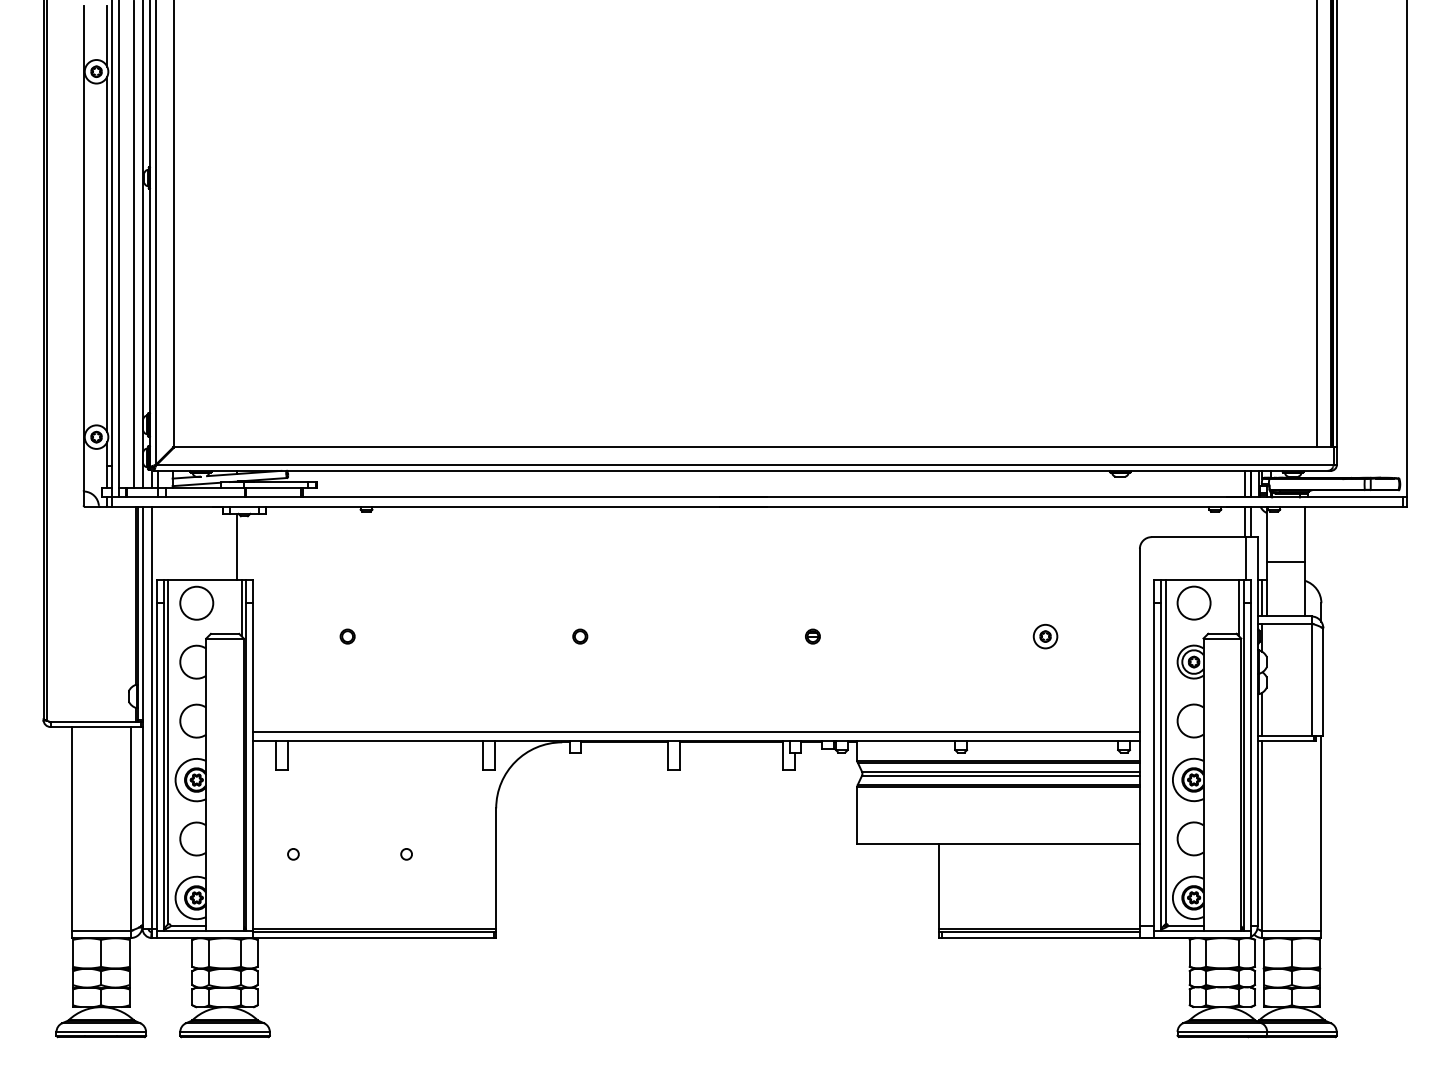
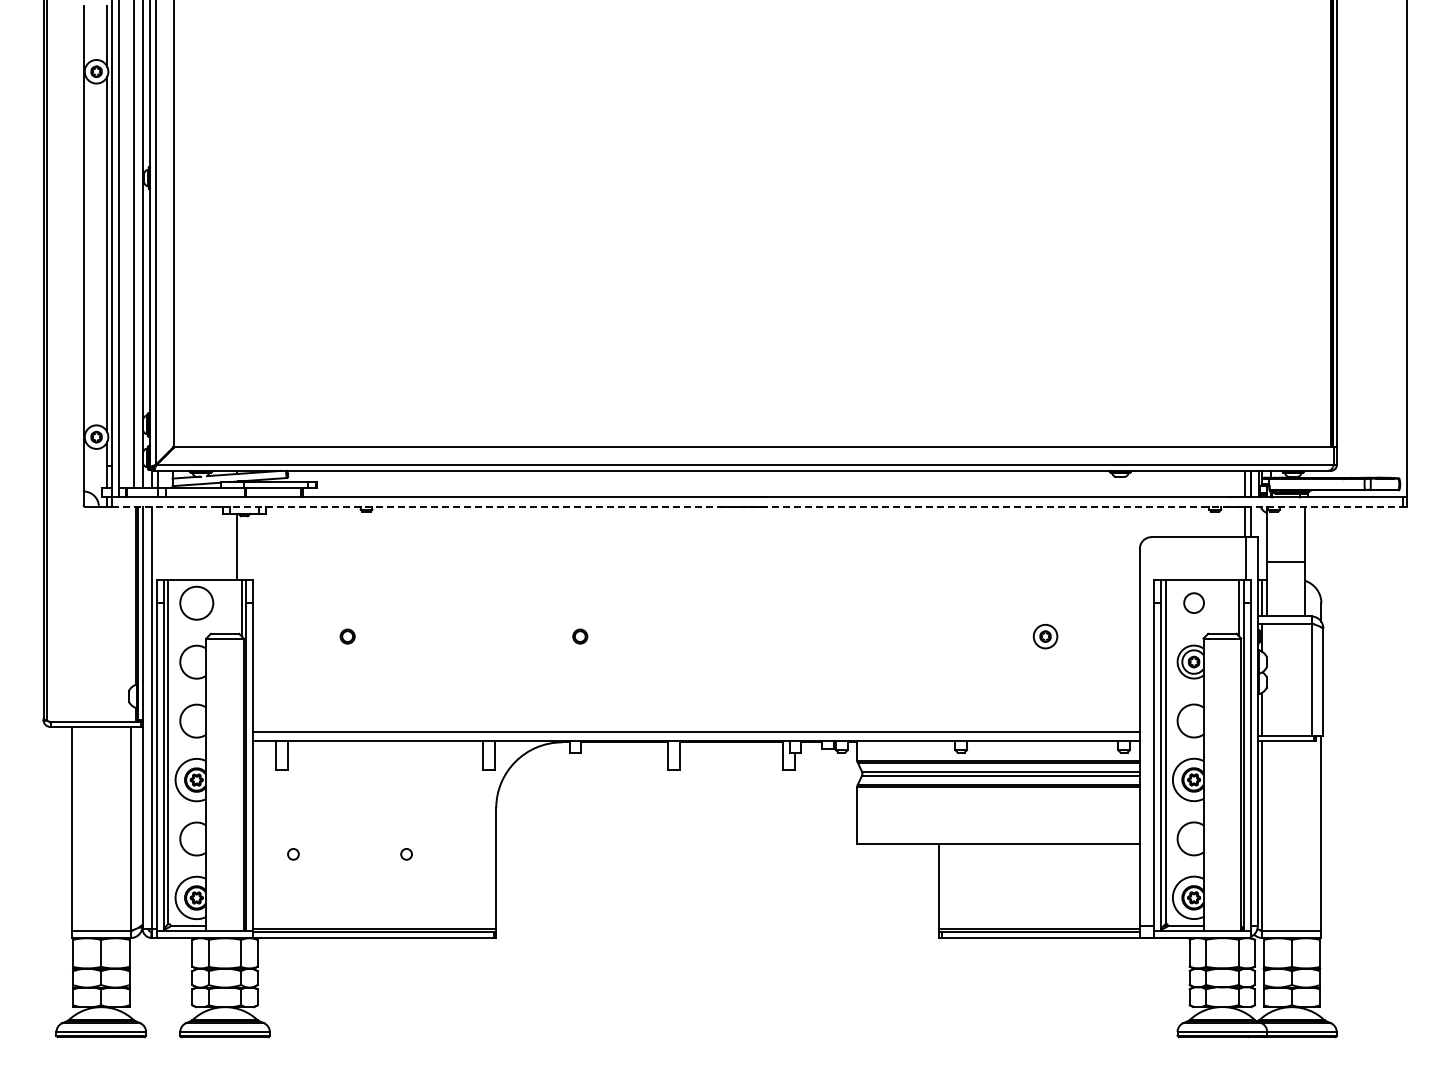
line: present -> none (1317, 224)
line: solid -> dashed (759, 506)
circle diameter: 33 px -> 20 px (1194, 603)
part: present -> none (812, 636)
